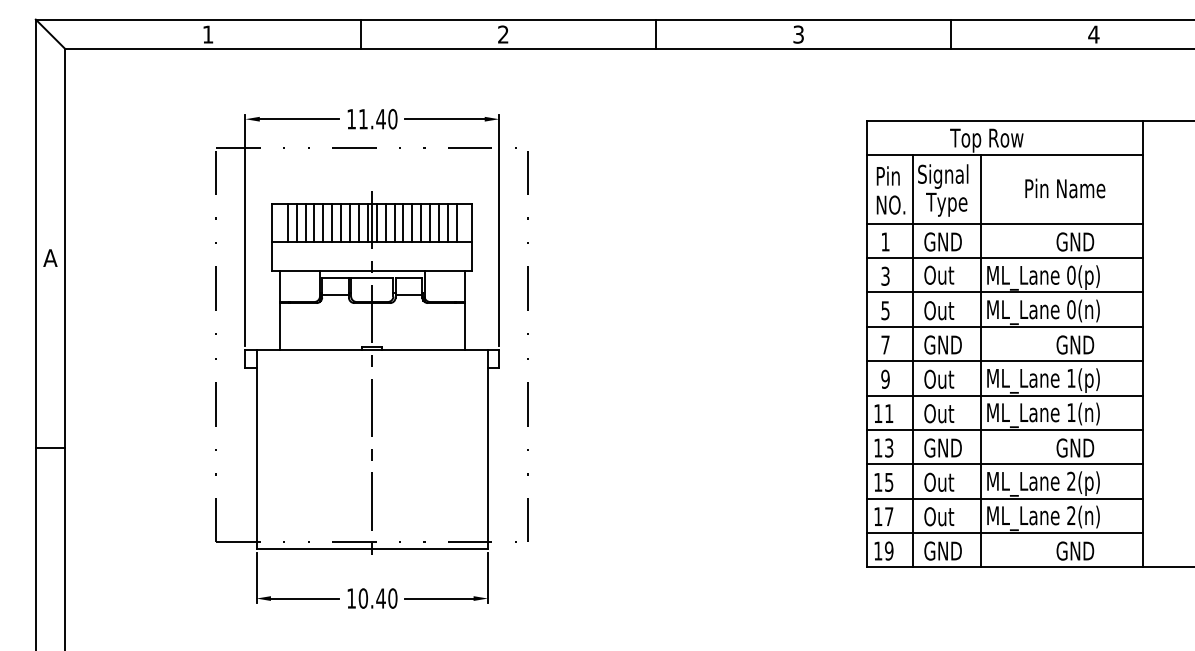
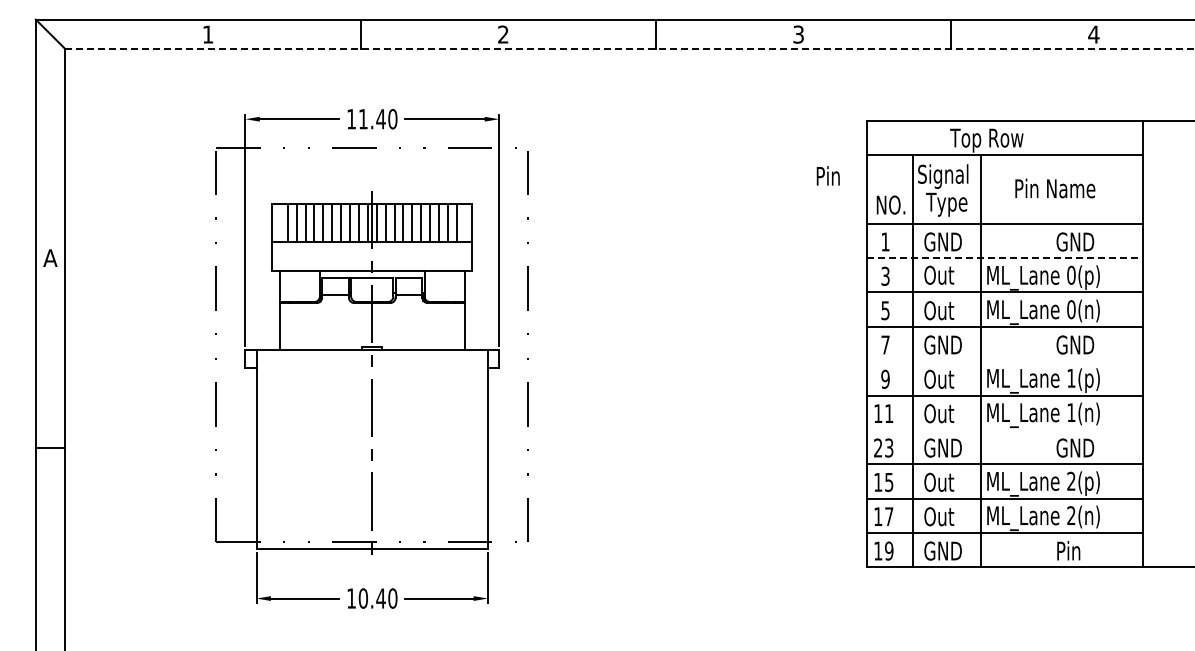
line: solid -> dashed (630, 49)
text position: (887, 175) -> (827, 175) (827, 175)
text position: (1065, 188) -> (1055, 188) (1055, 188)
line: solid -> dashed (1004, 258)
line: present -> none (1004, 361)
line: present -> none (1004, 429)
text: 13 -> 23 (878, 447)
text: GND -> Pin (1075, 550)
